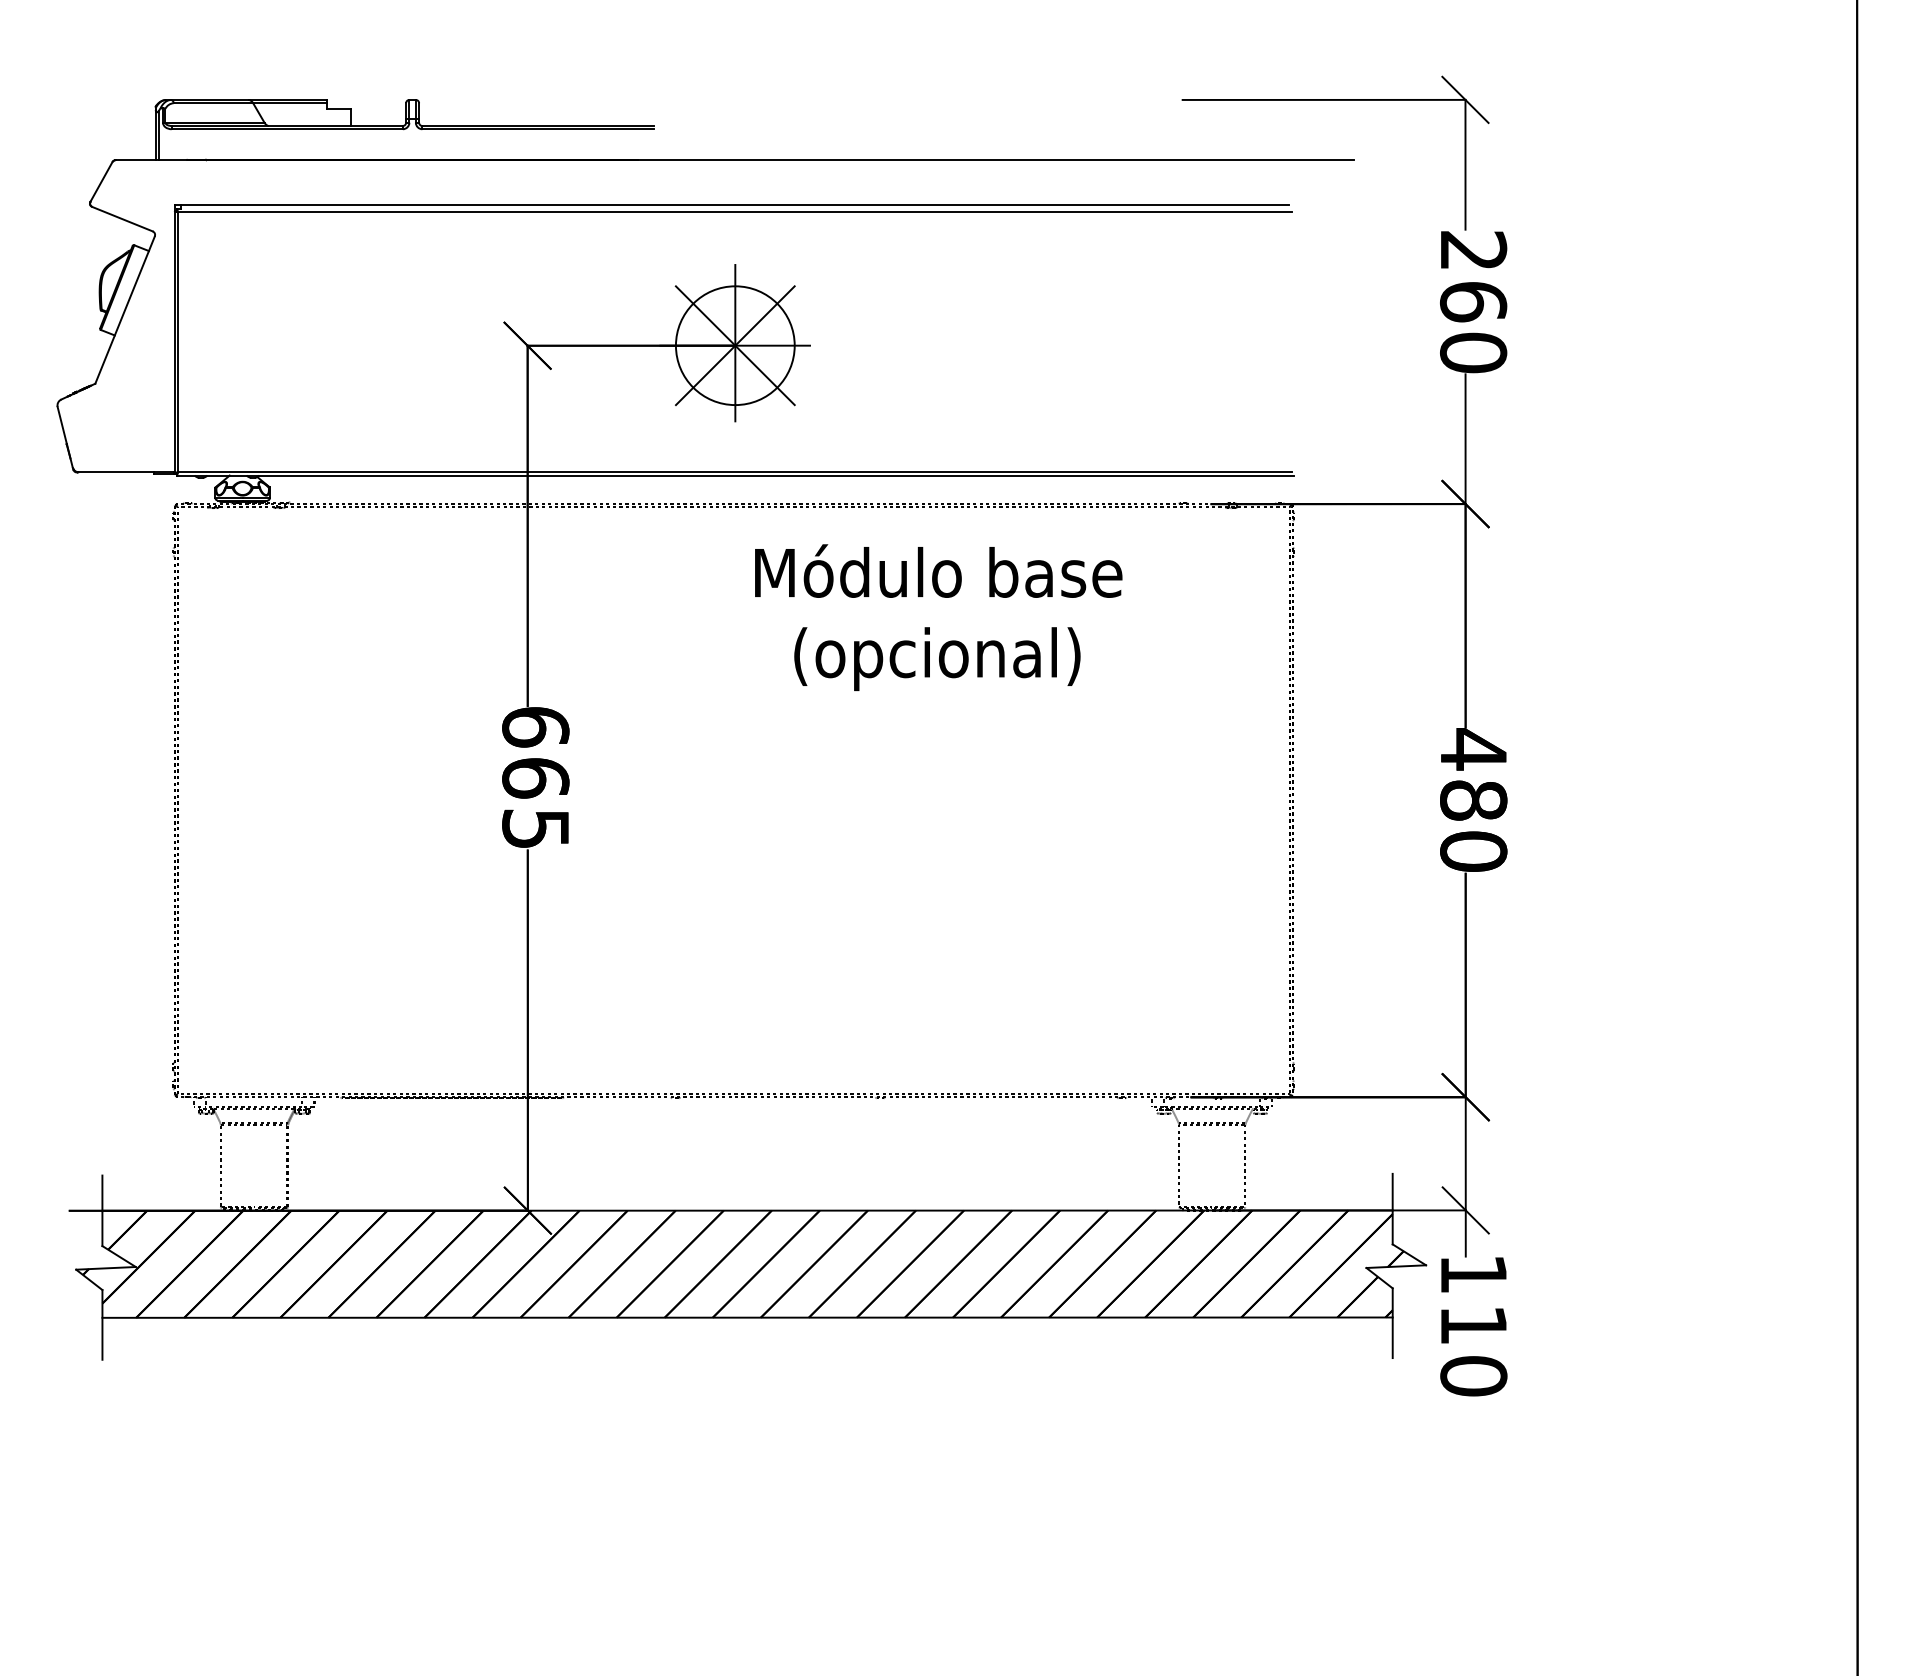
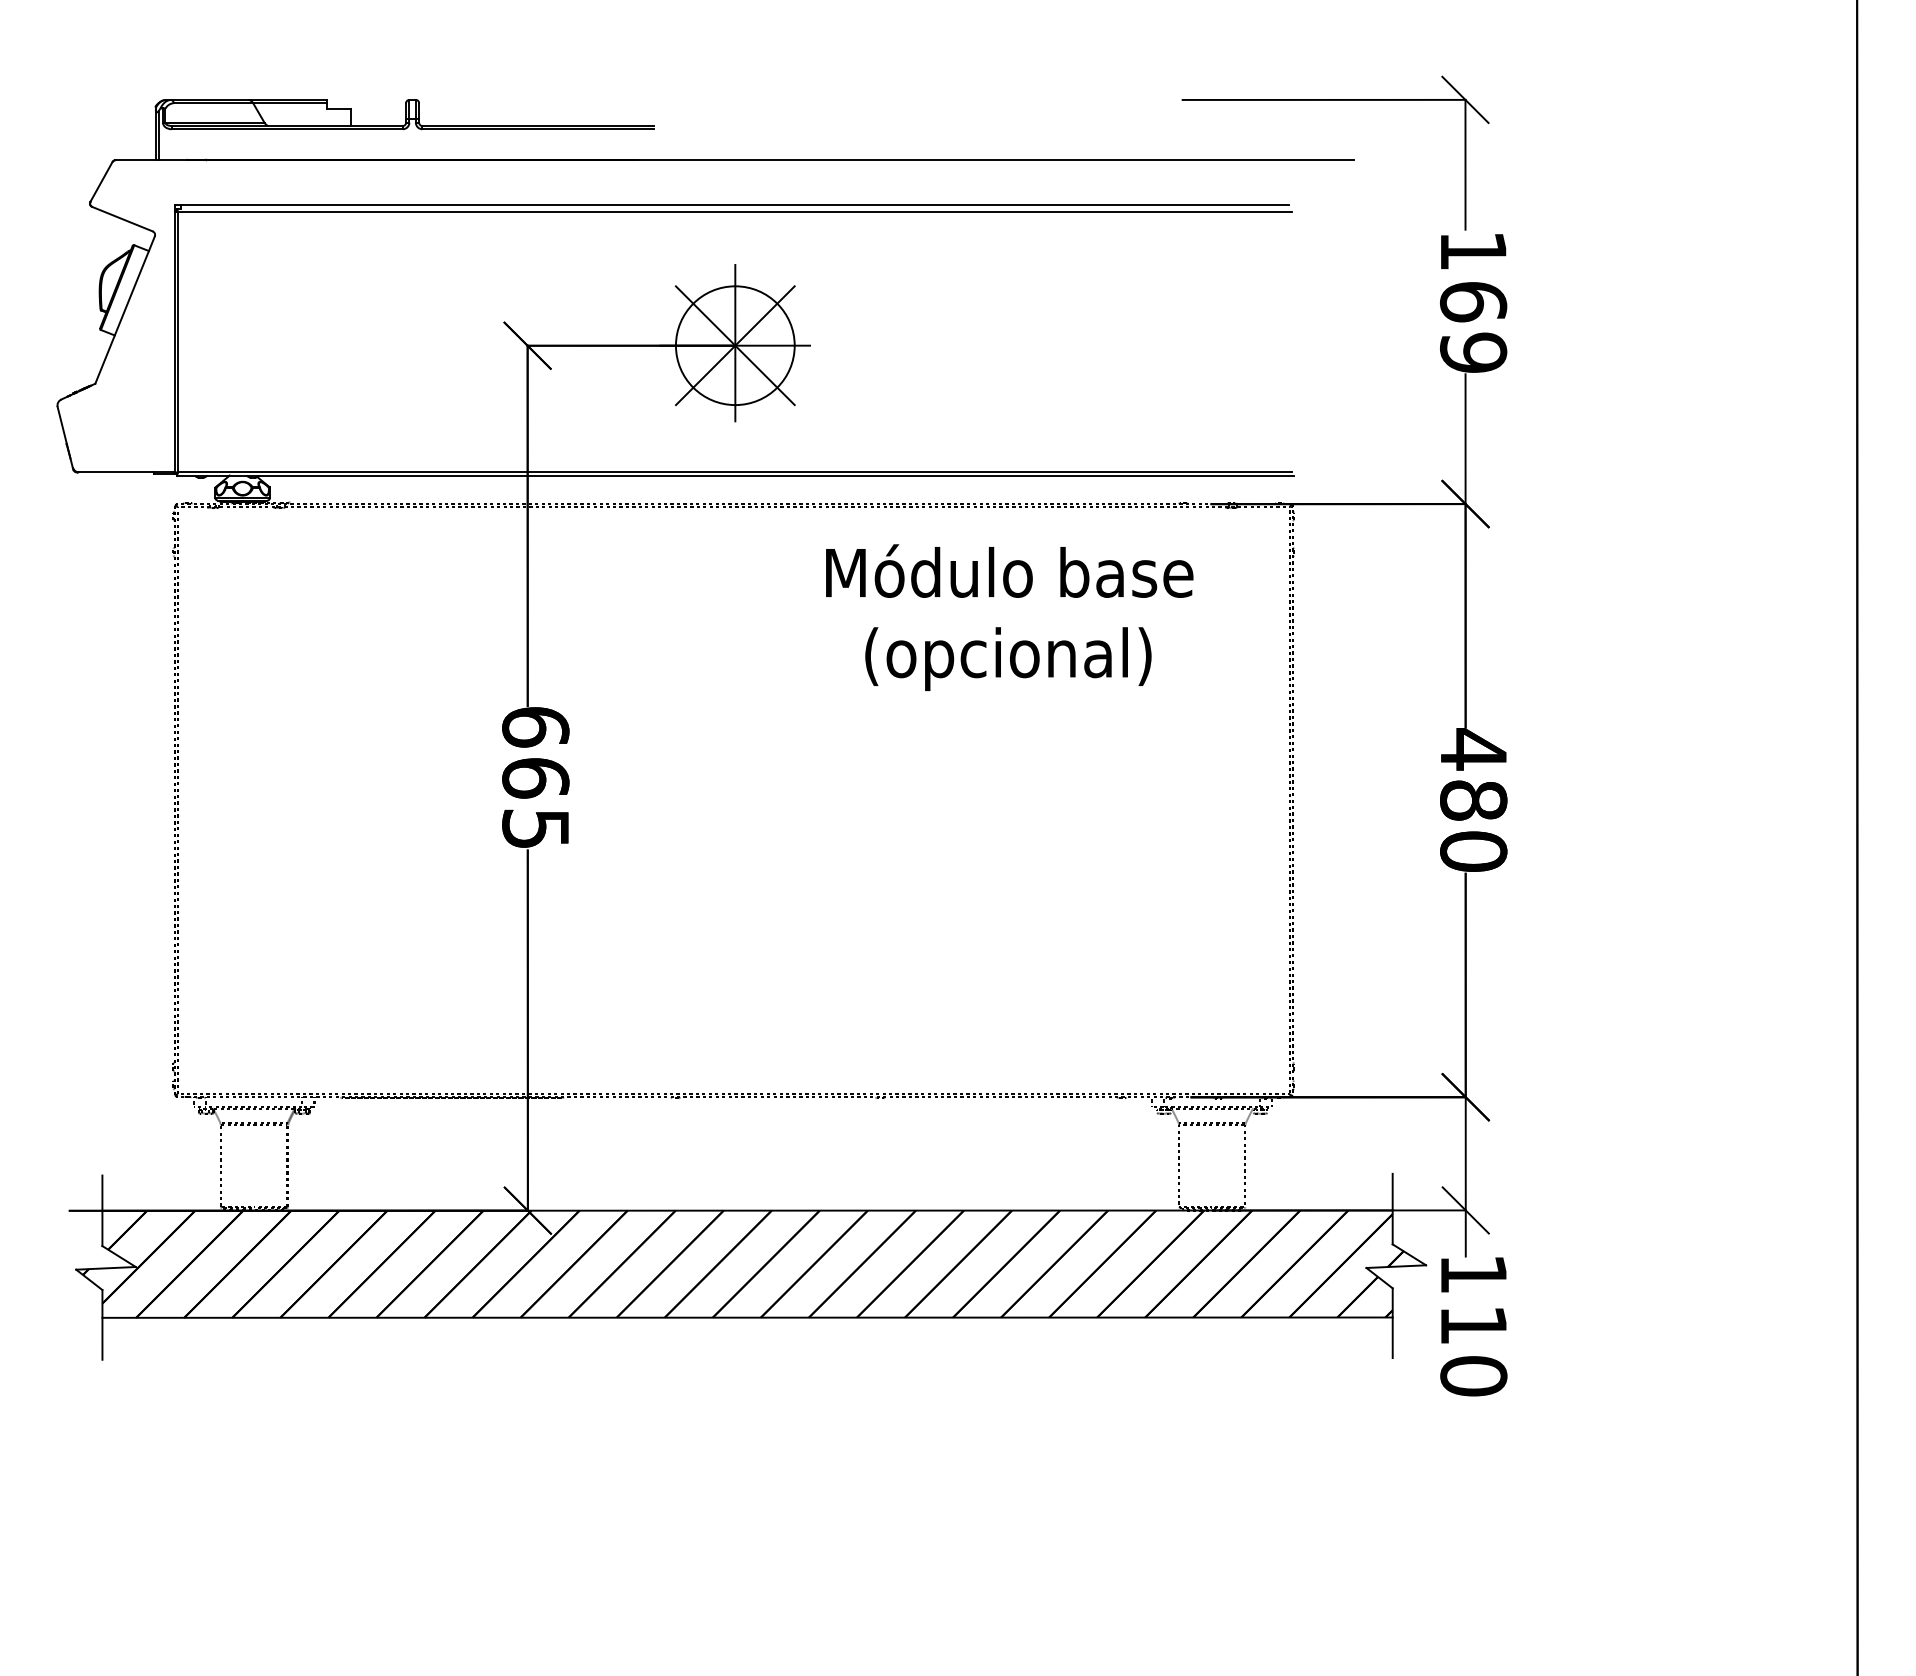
text: 260 -> 169 (1473, 302)
text position: (938, 617) -> (1009, 617) (1009, 617)
